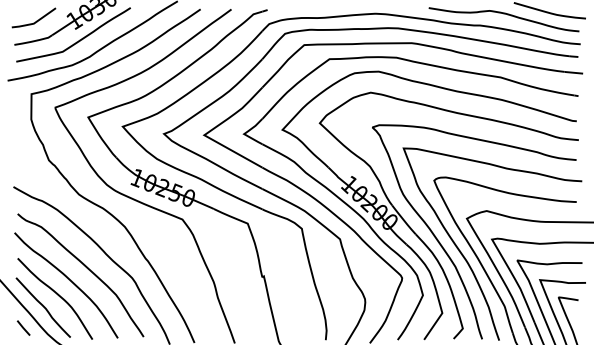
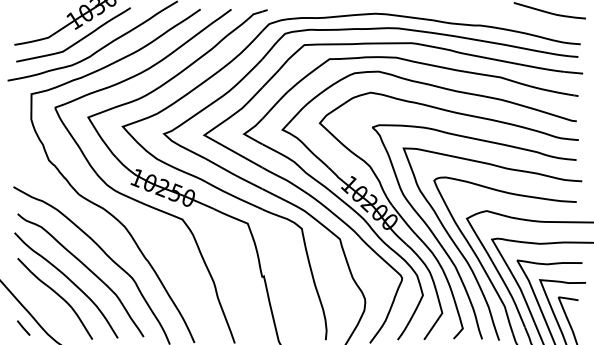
curve: present -> none (503, 14)
curve: present -> none (36, 20)
curve: present -> none (42, 306)
